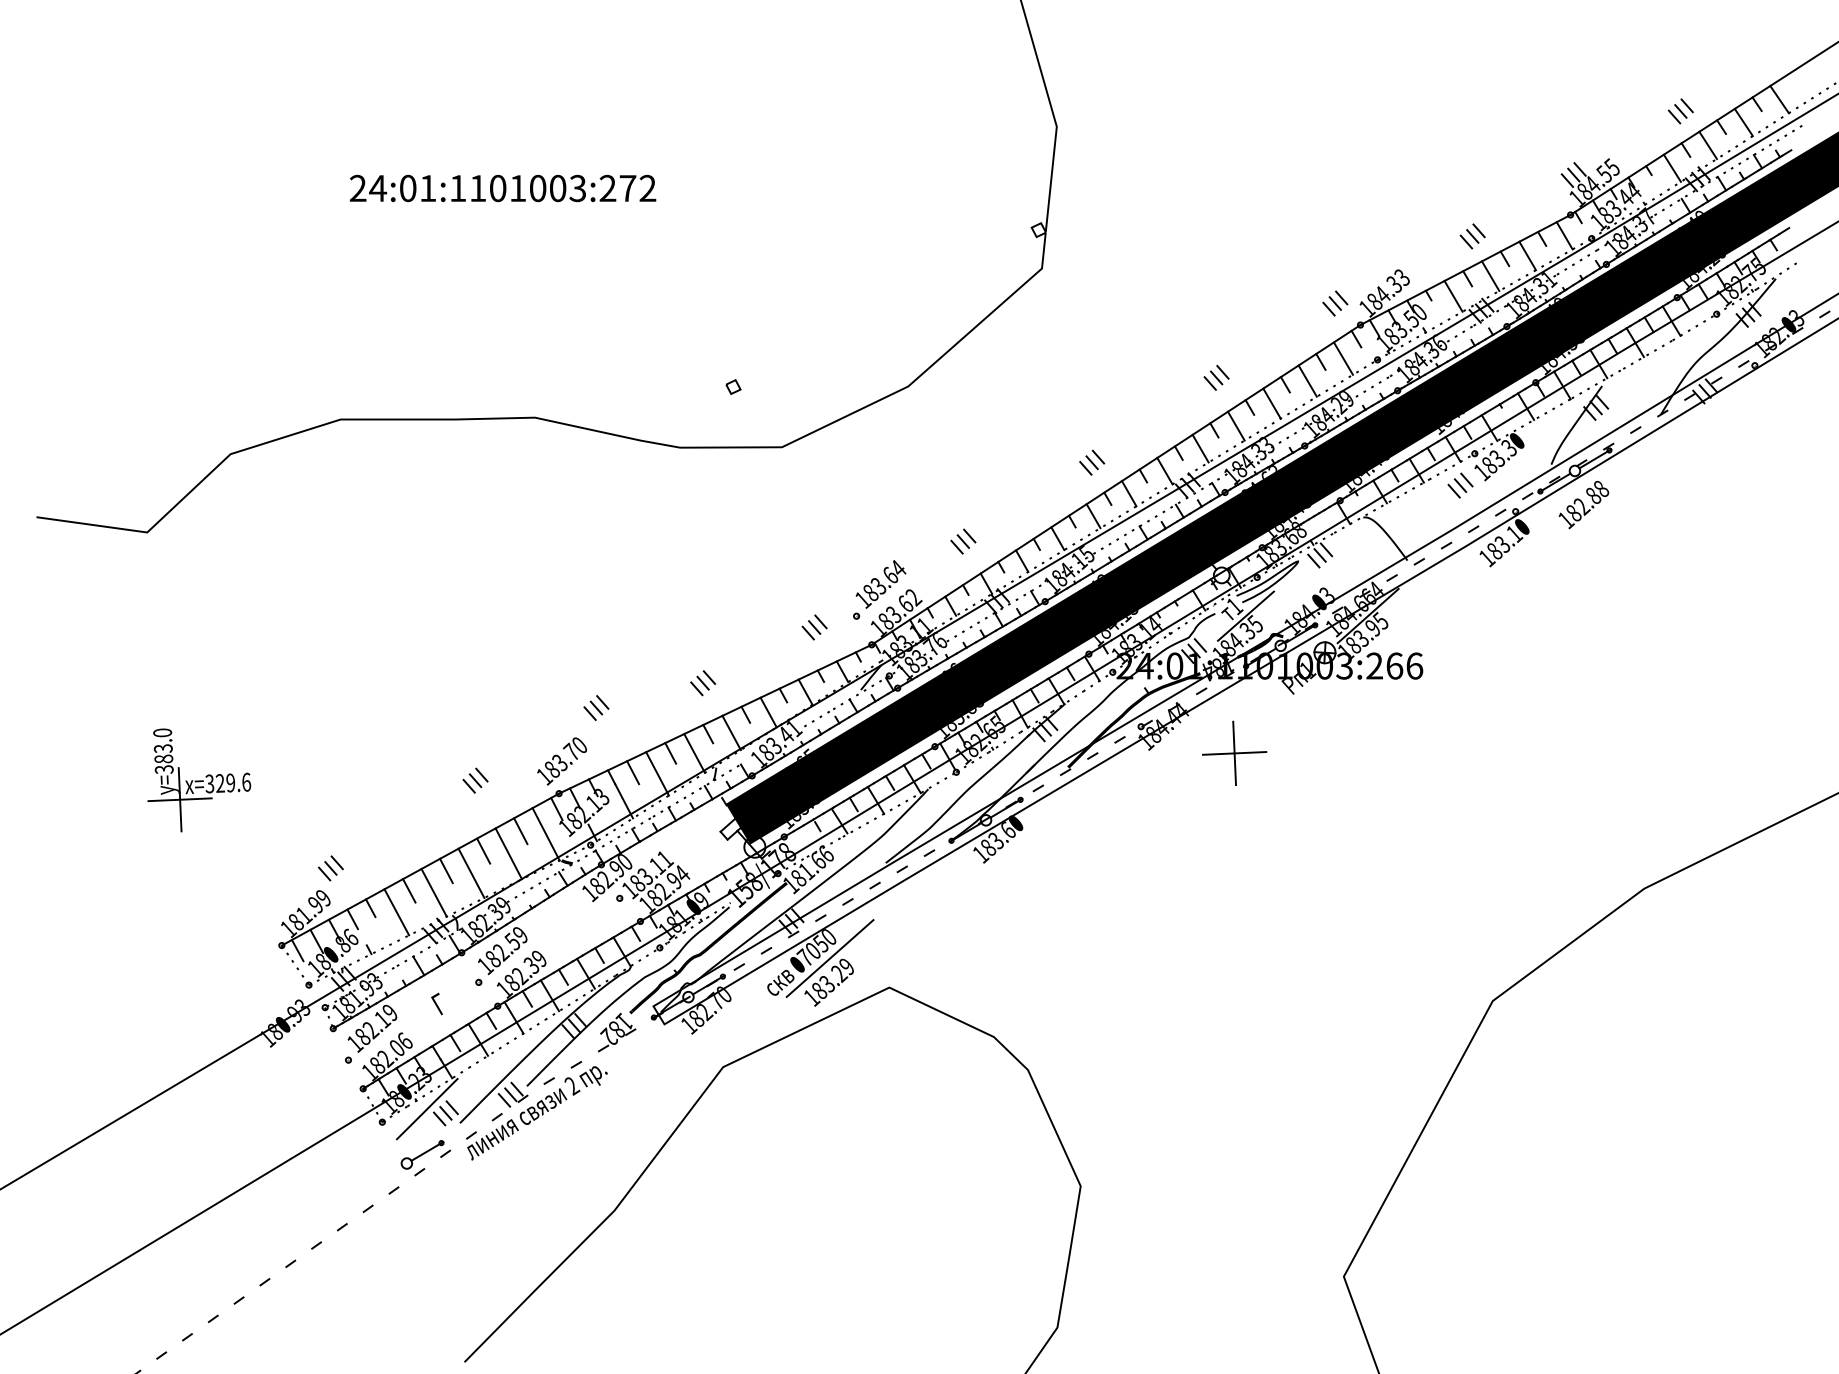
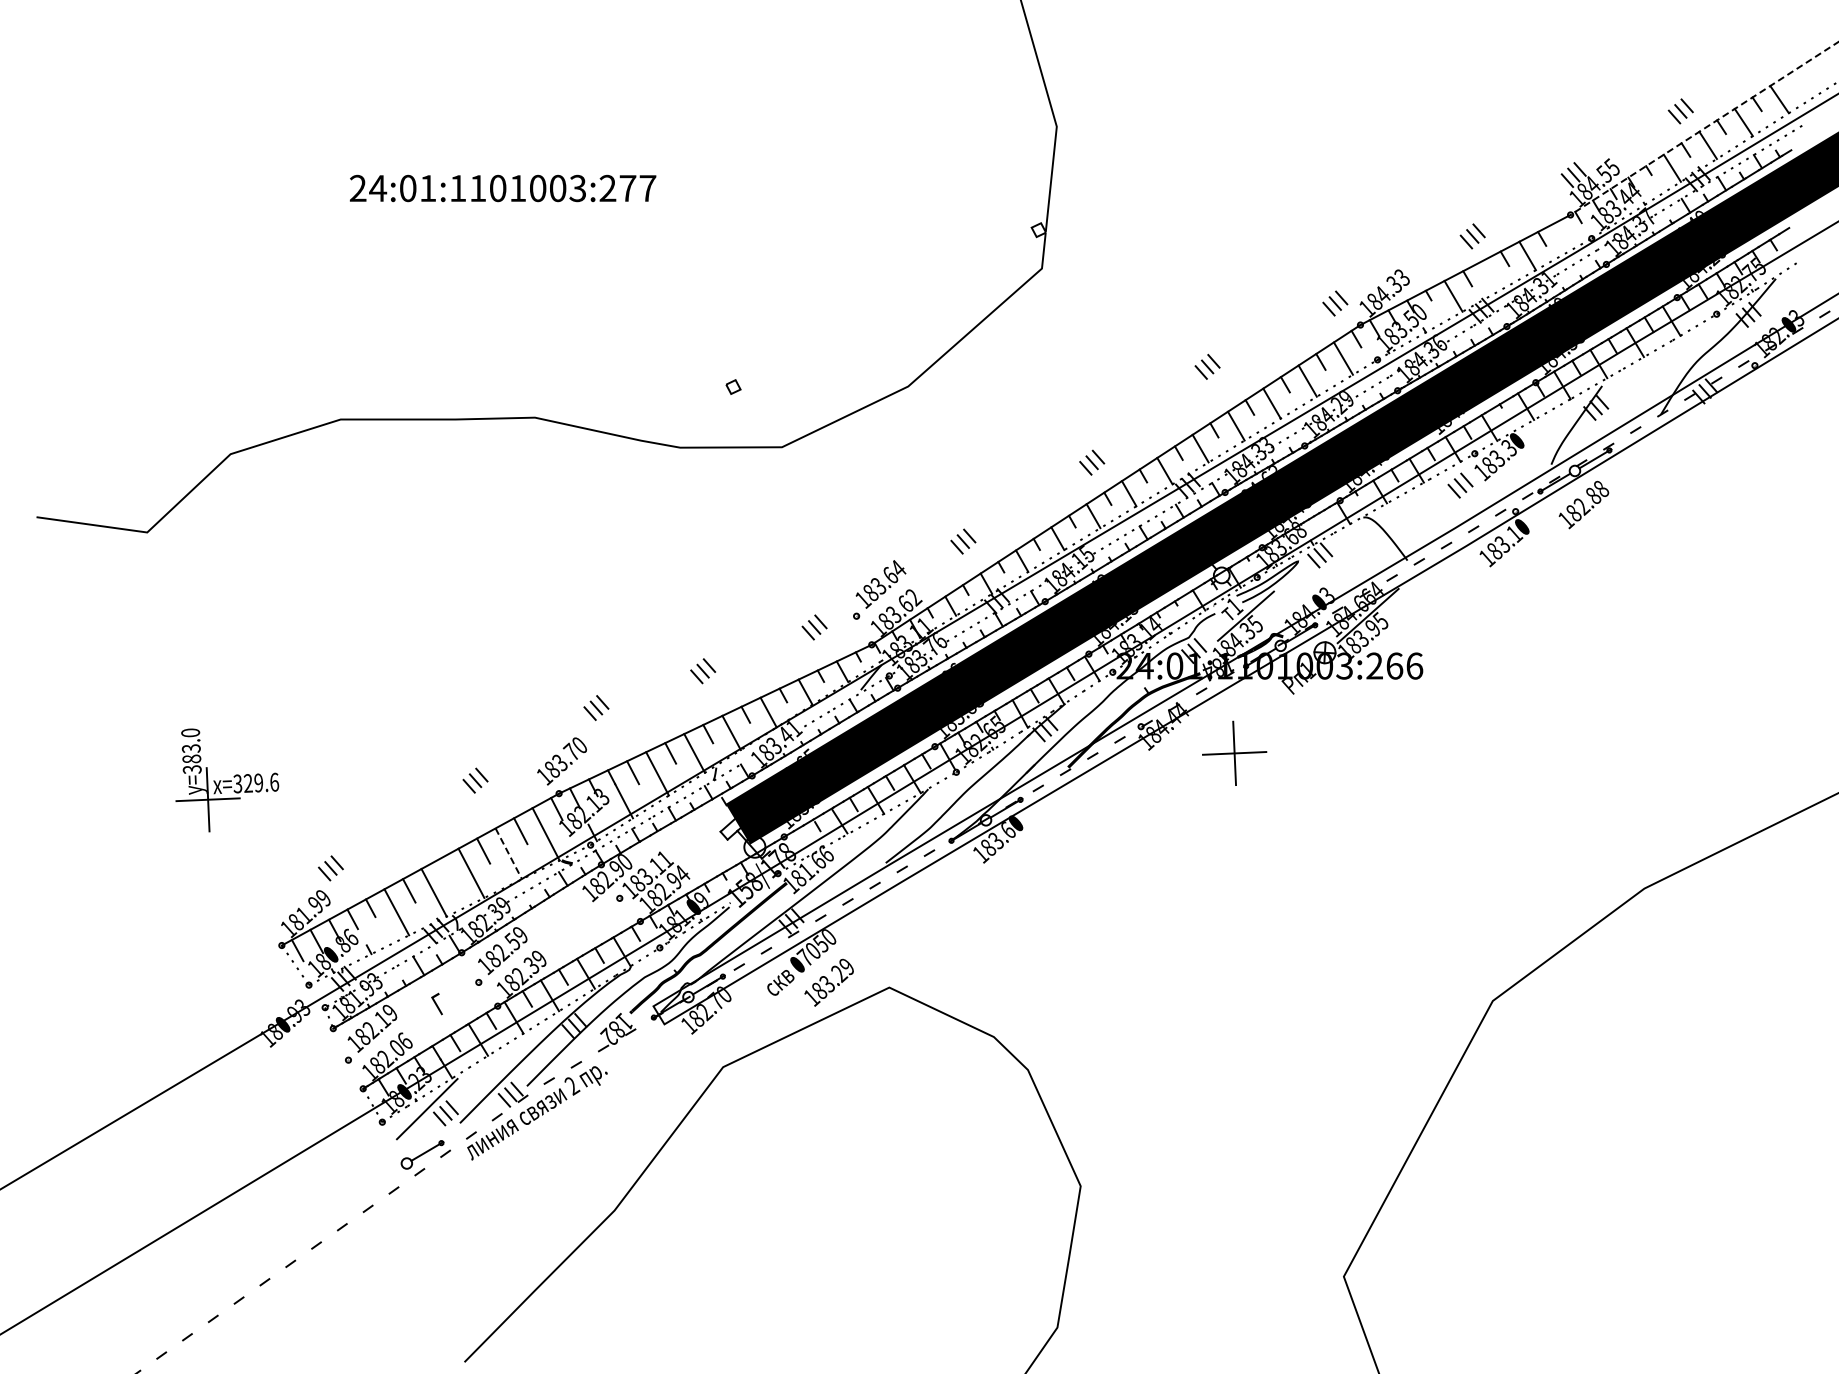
line: solid -> dashed (1704, 128)
text: 24:01:1101003:272 -> 24:01:1101003:277 (647, 187)
line: present -> none (1564, 235)
line: present -> none (1490, 275)
part position: (1216, 377) -> (1207, 366) (1207, 366)
part position: (702, 683) -> (702, 671) (702, 671)
part position: (199, 780) -> (227, 780) (227, 780)
line: solid -> dashed (508, 853)
line: present -> none (446, 870)
line: present -> none (829, 958)
